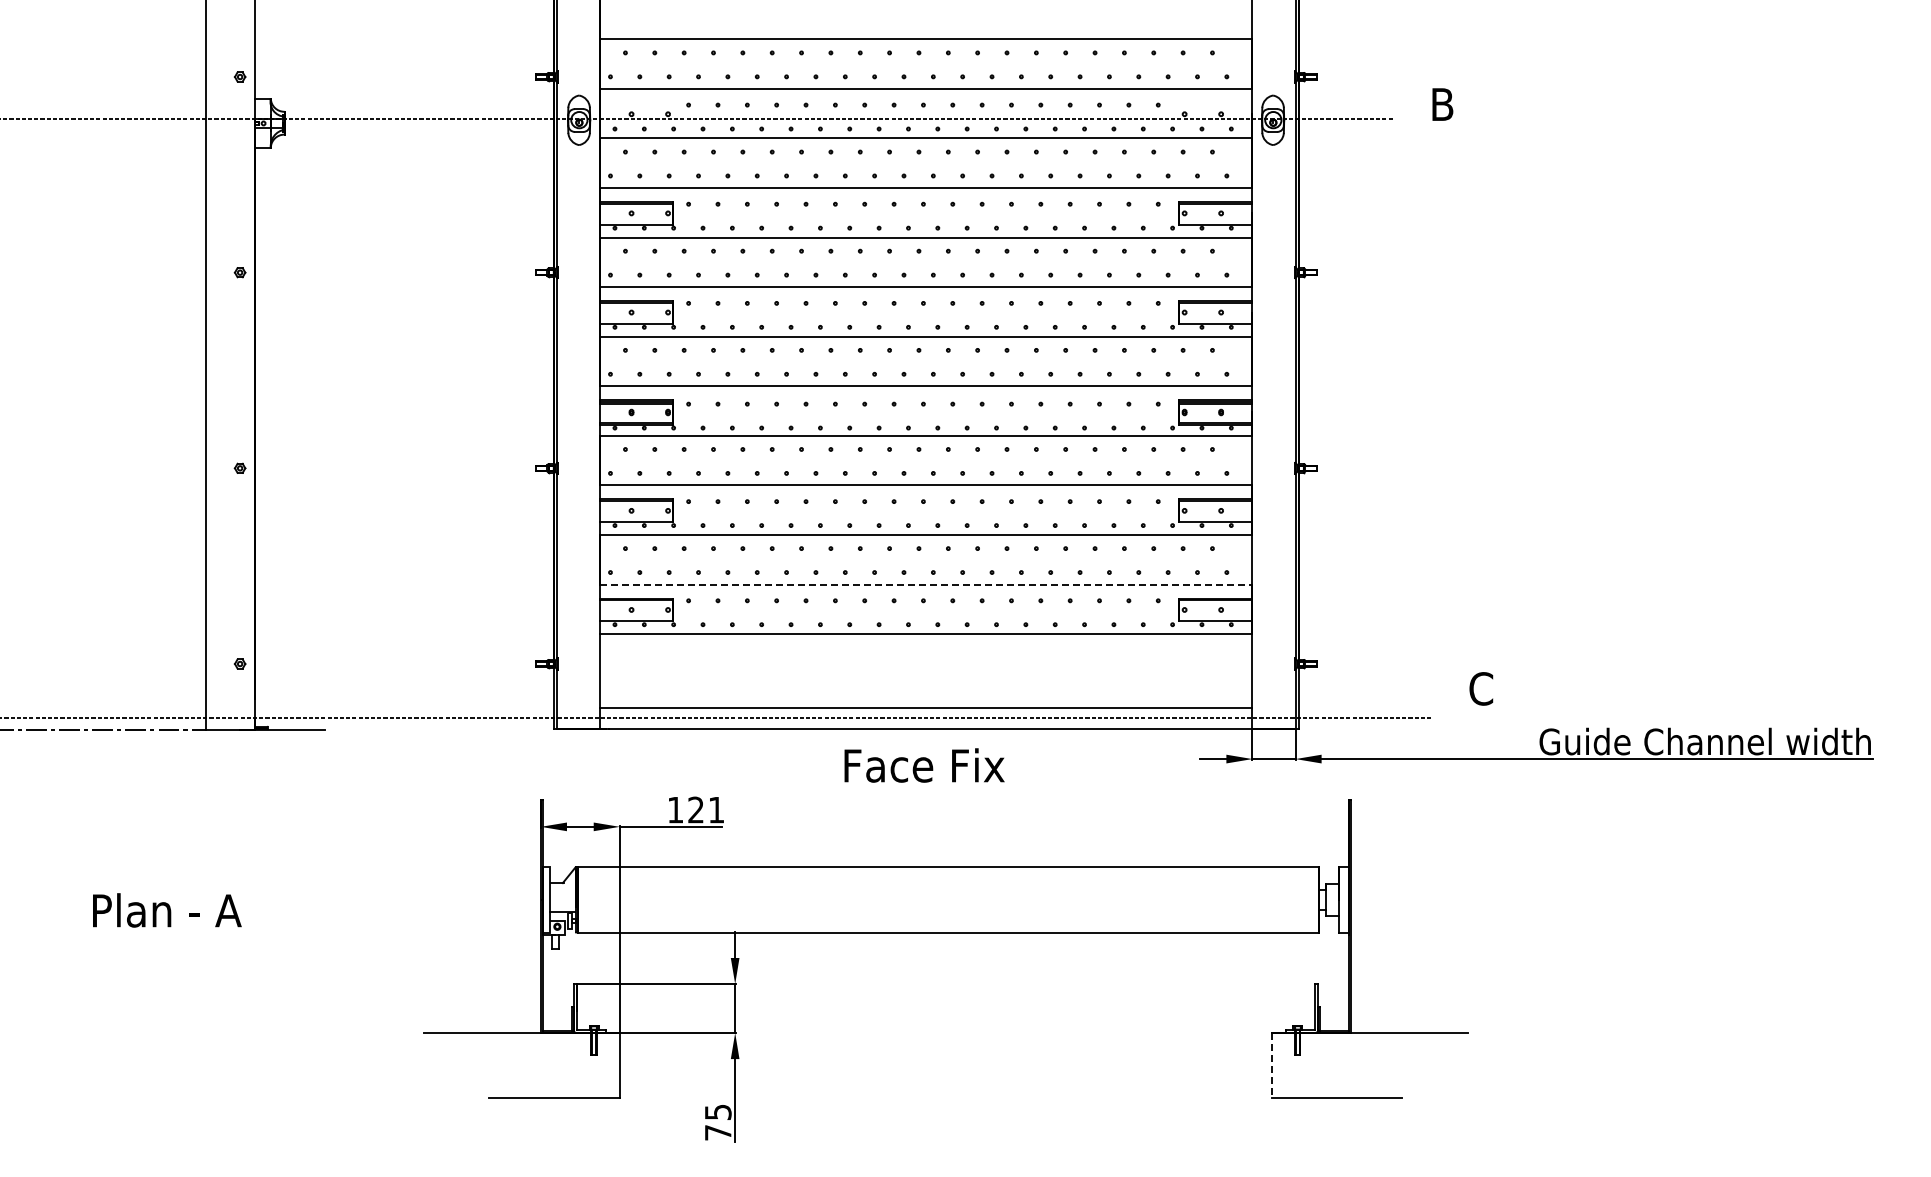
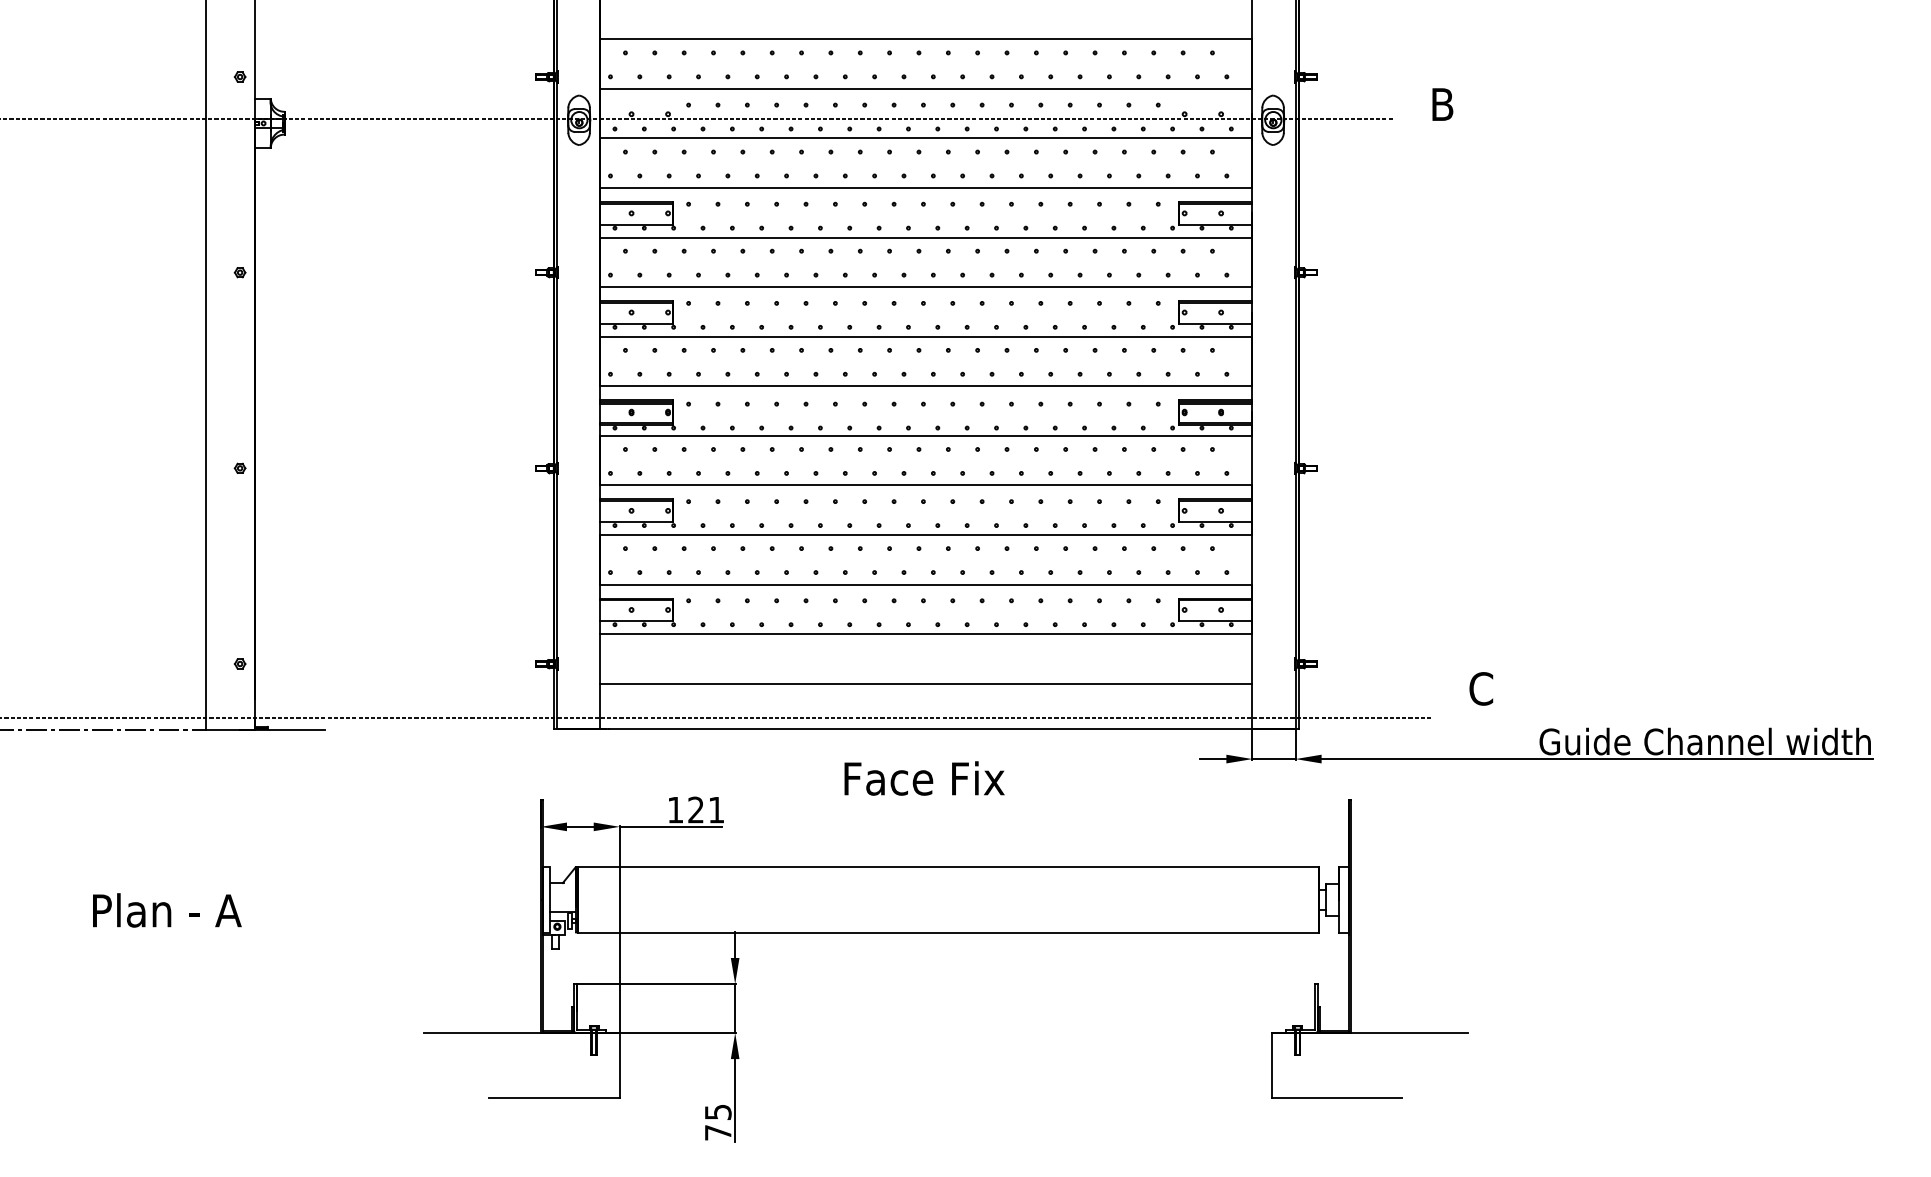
line: dashed -> solid (926, 584)
line position: (926, 707) -> (926, 683) (926, 683)
text position: (924, 765) -> (924, 778) (924, 778)
line: dashed -> solid (1272, 1065)
